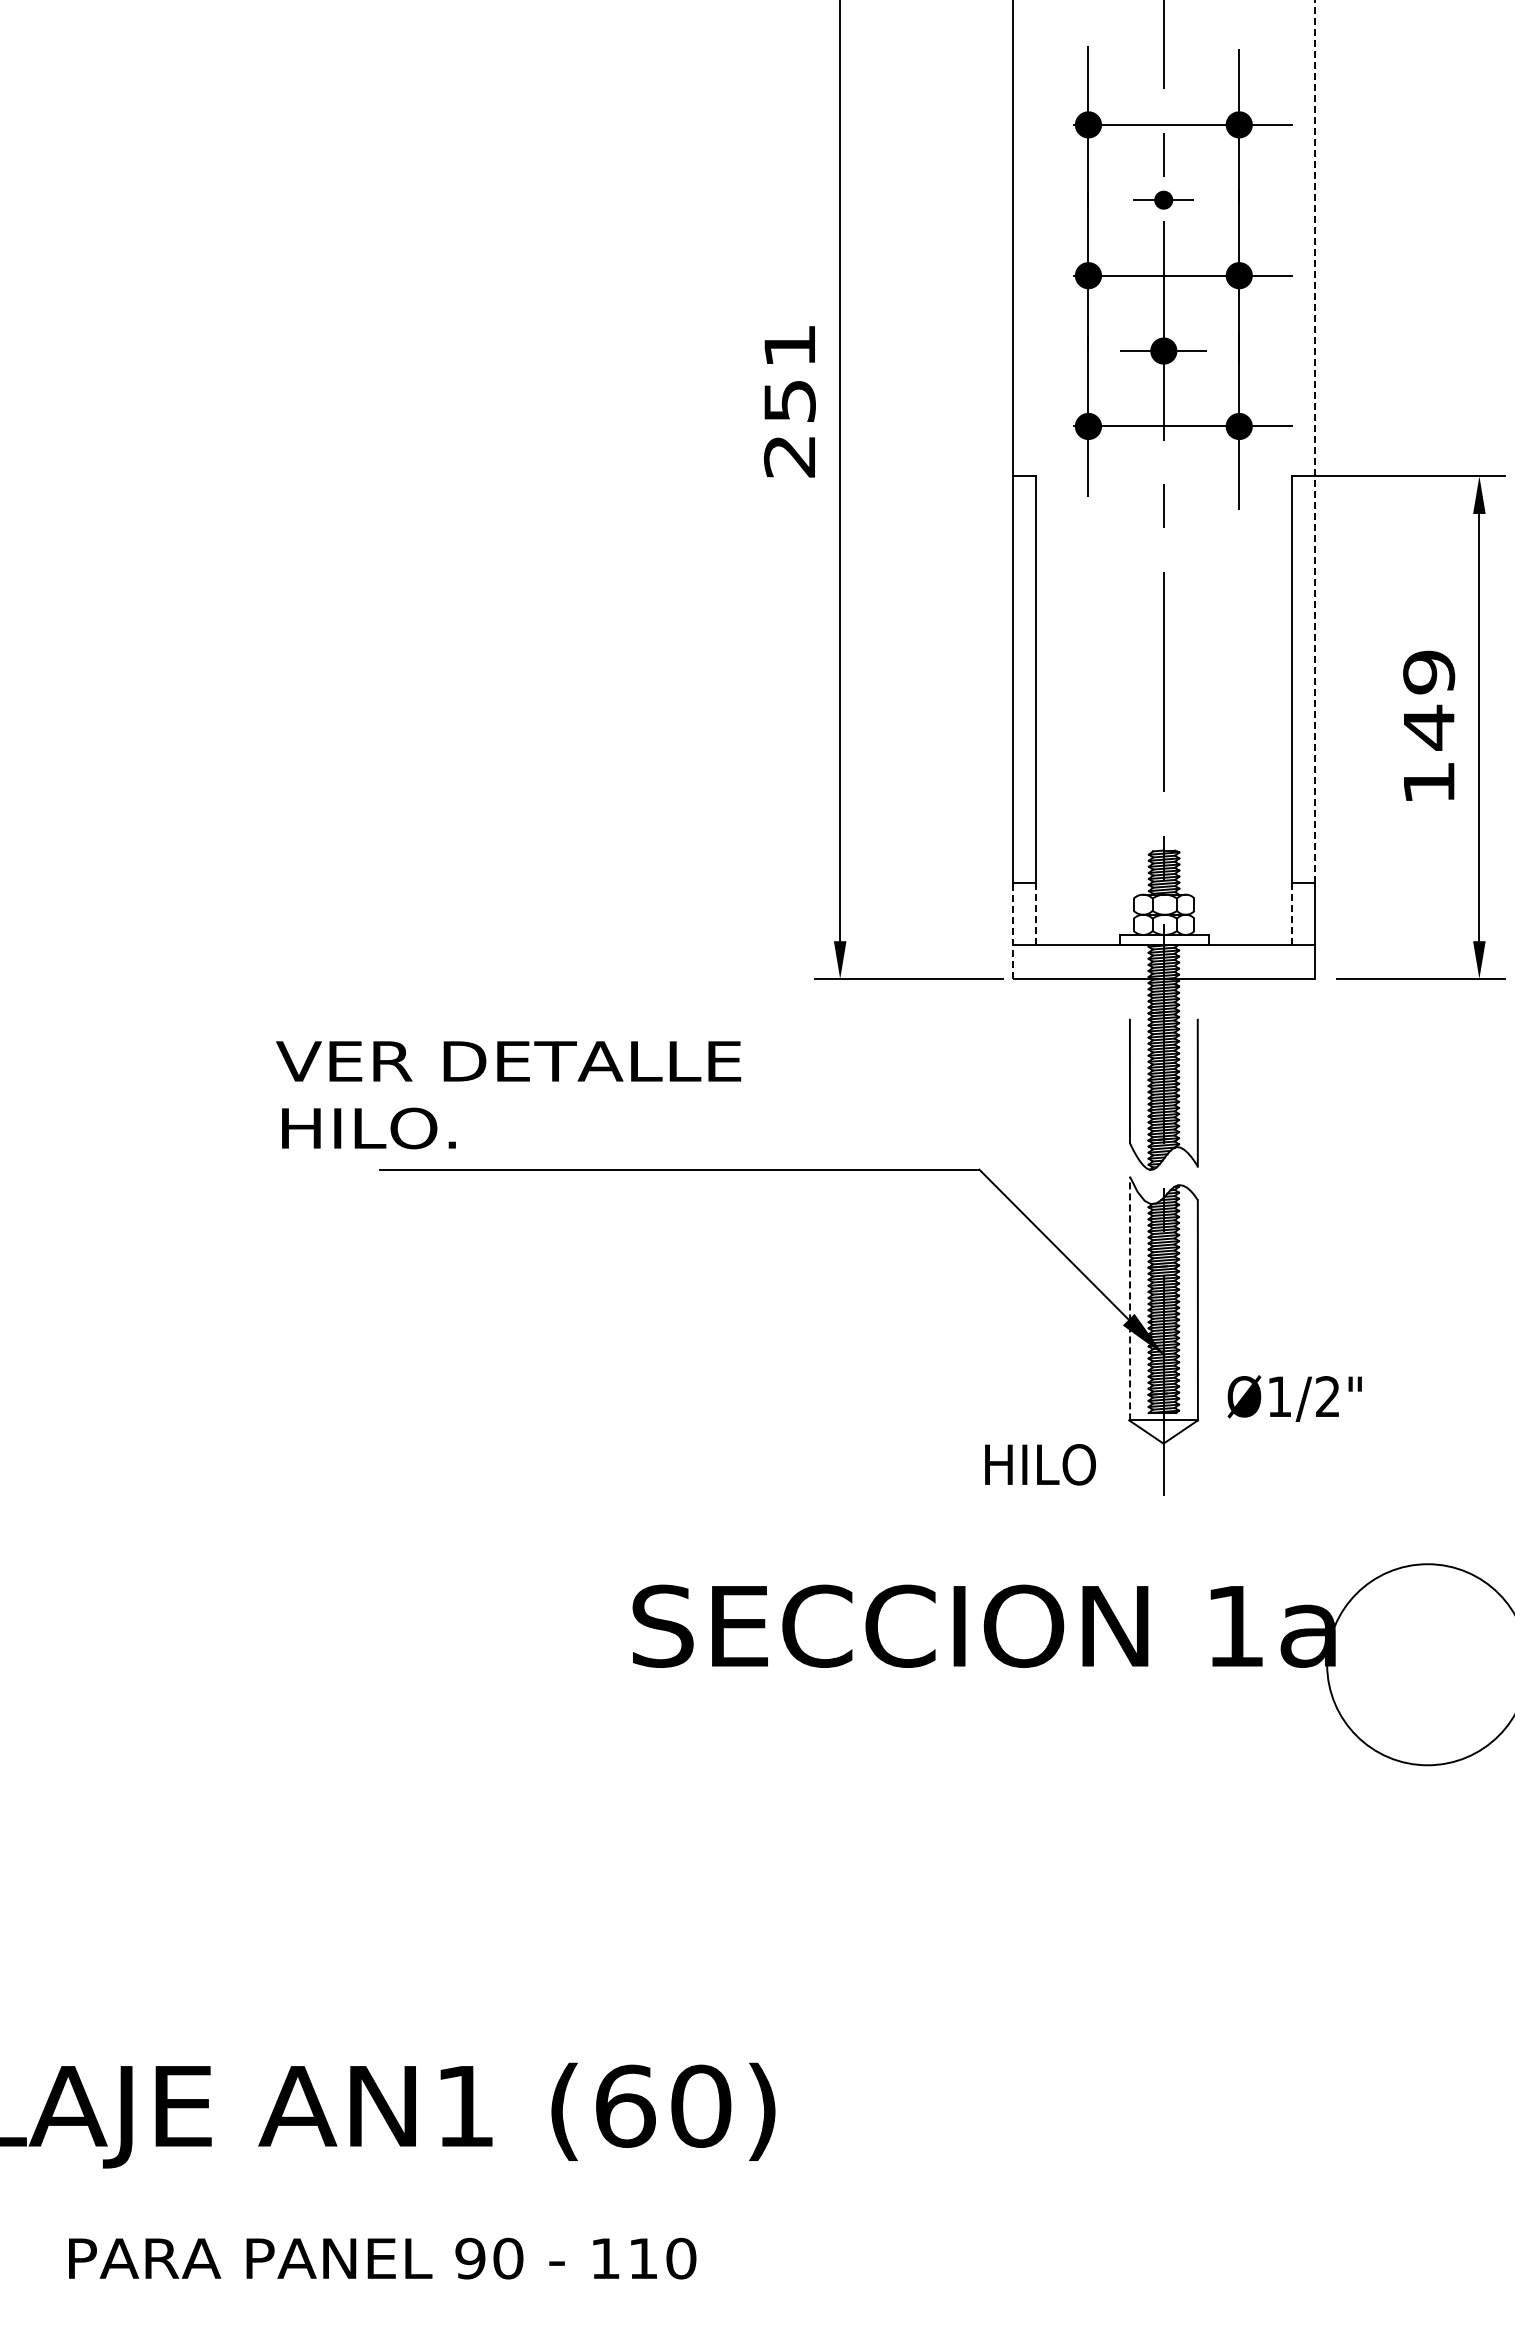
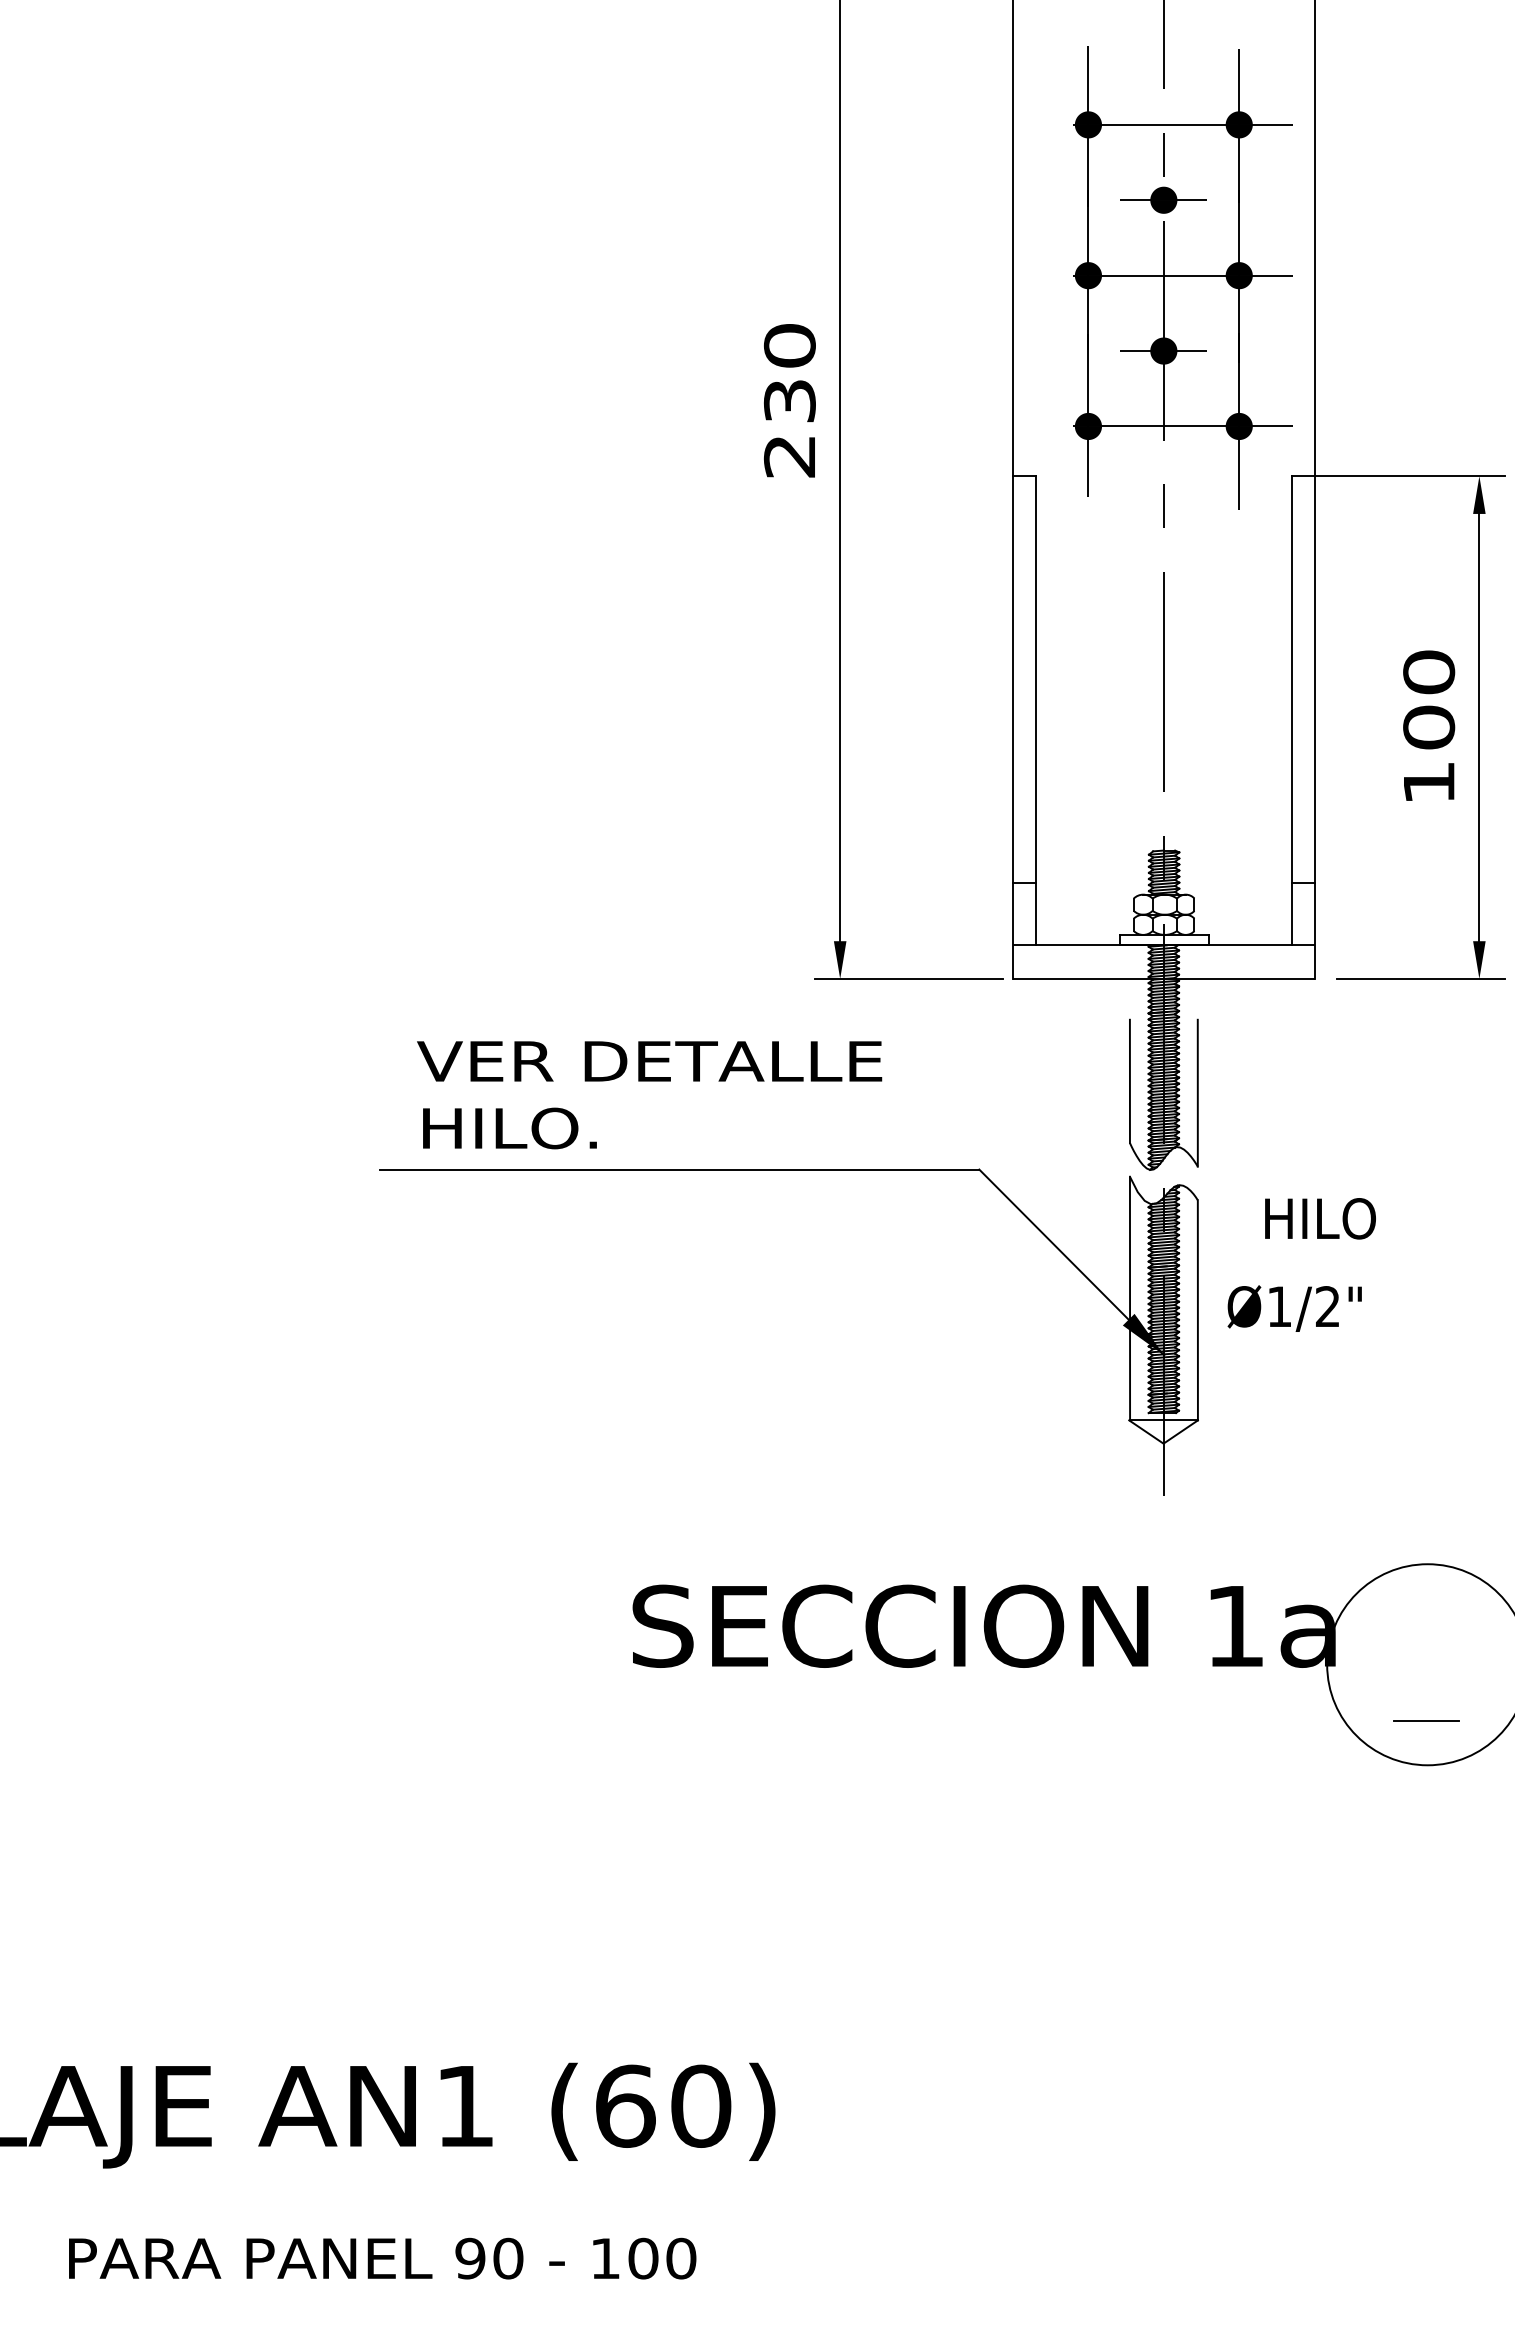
part size: 61x20 px -> 87x28 px (1163, 199)
text: 251 -> 230 (789, 372)
line: dashed -> solid (1314, 441)
text: 149 -> 100 (1429, 700)
line: dashed -> solid (1035, 914)
line: dashed -> solid (1292, 914)
line: dashed -> solid (1013, 931)
text position: (508, 1095) -> (649, 1095) (649, 1095)
line: dashed -> solid (1130, 1298)
text position: (1294, 1398) -> (1294, 1308) (1294, 1308)
text position: (1040, 1464) -> (1320, 1218) (1320, 1218)
line: none -> present (1425, 1721)
text: 110 -> 100 (643, 2258)
